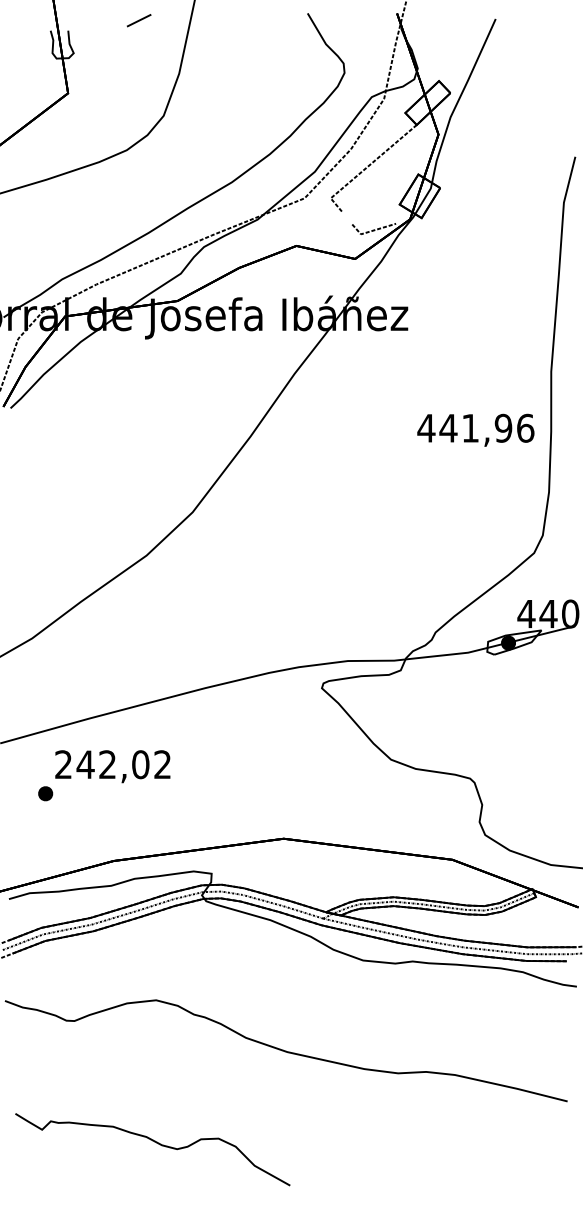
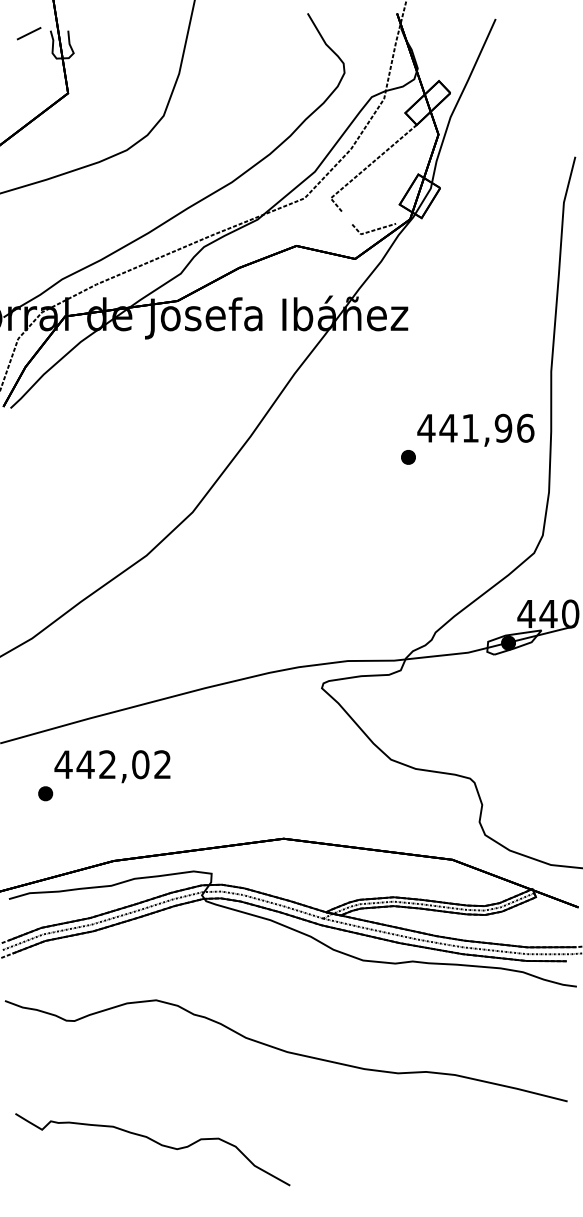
line position: (139, 20) -> (29, 33) (29, 33)
part: none -> present (408, 457)
text: 242,02 -> 442,02 (63, 764)
